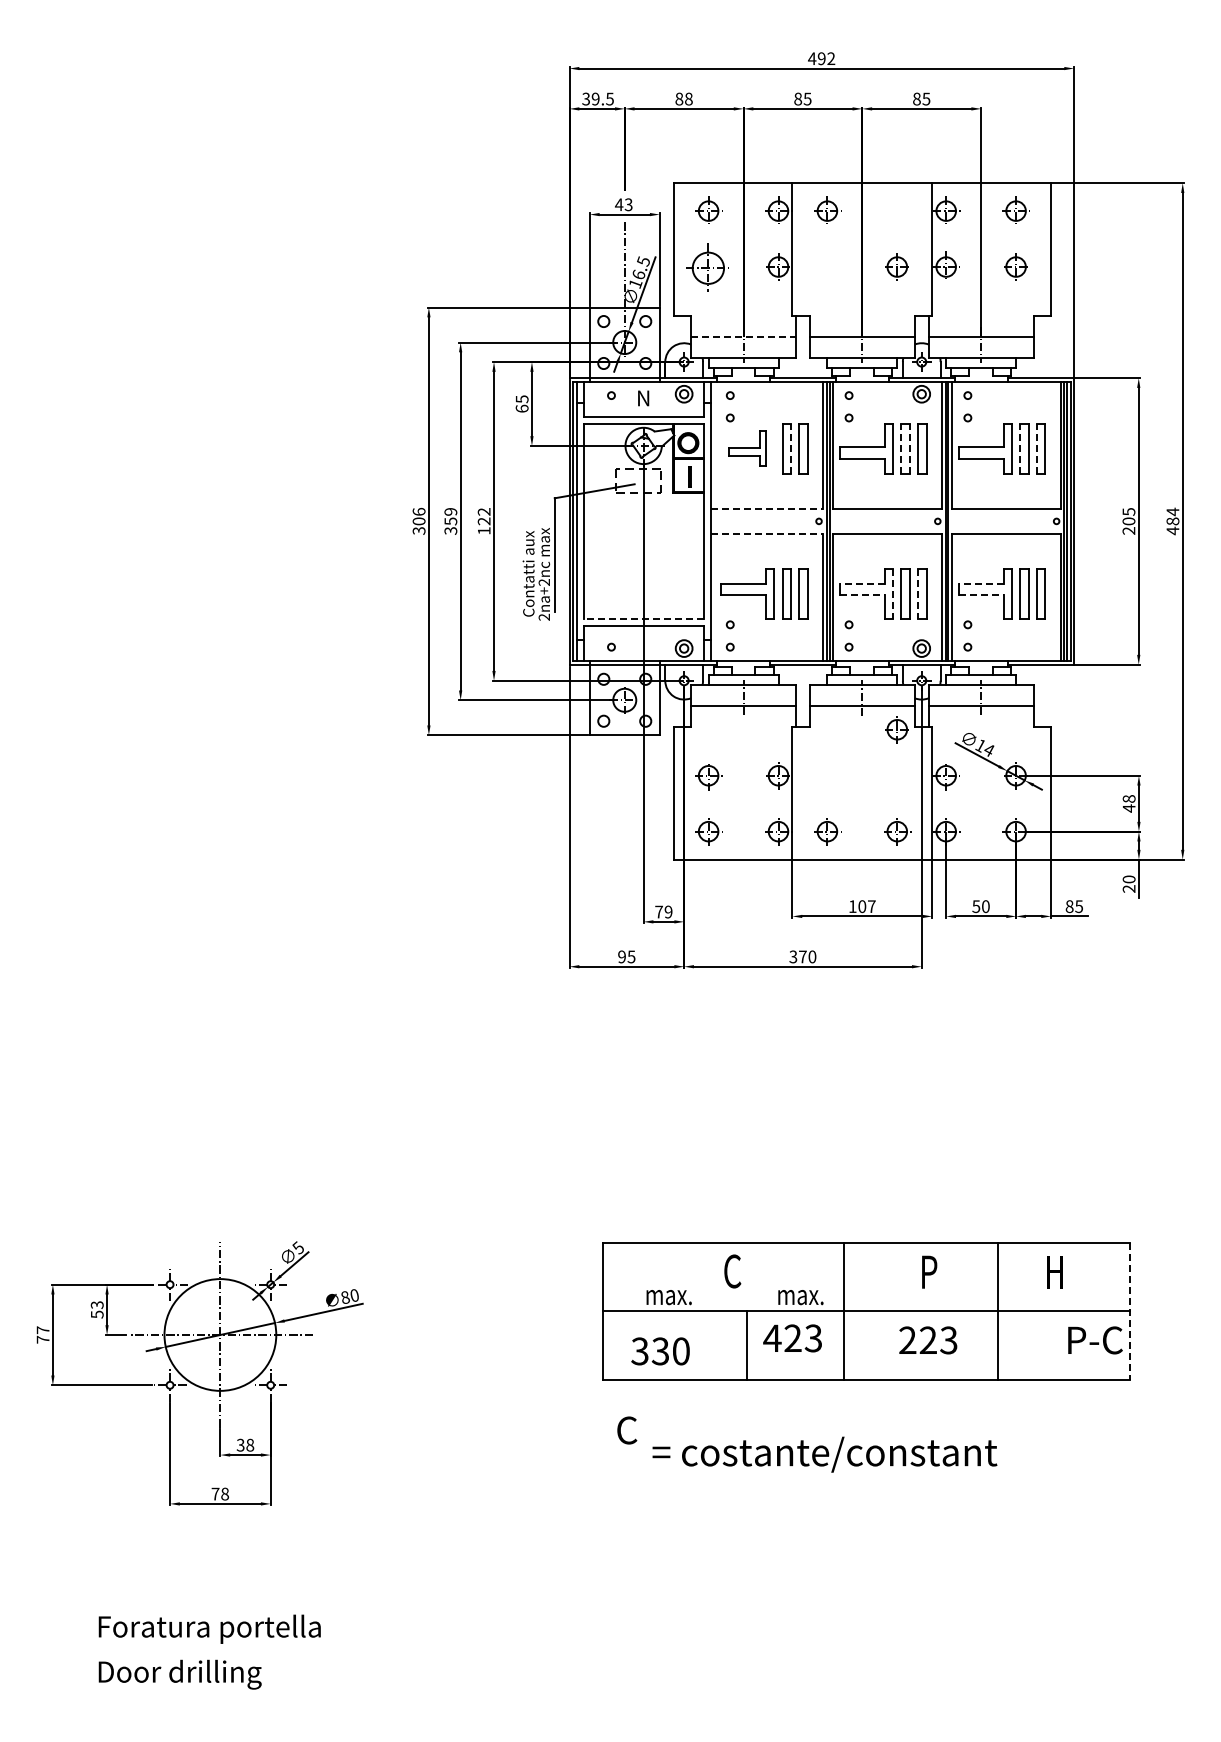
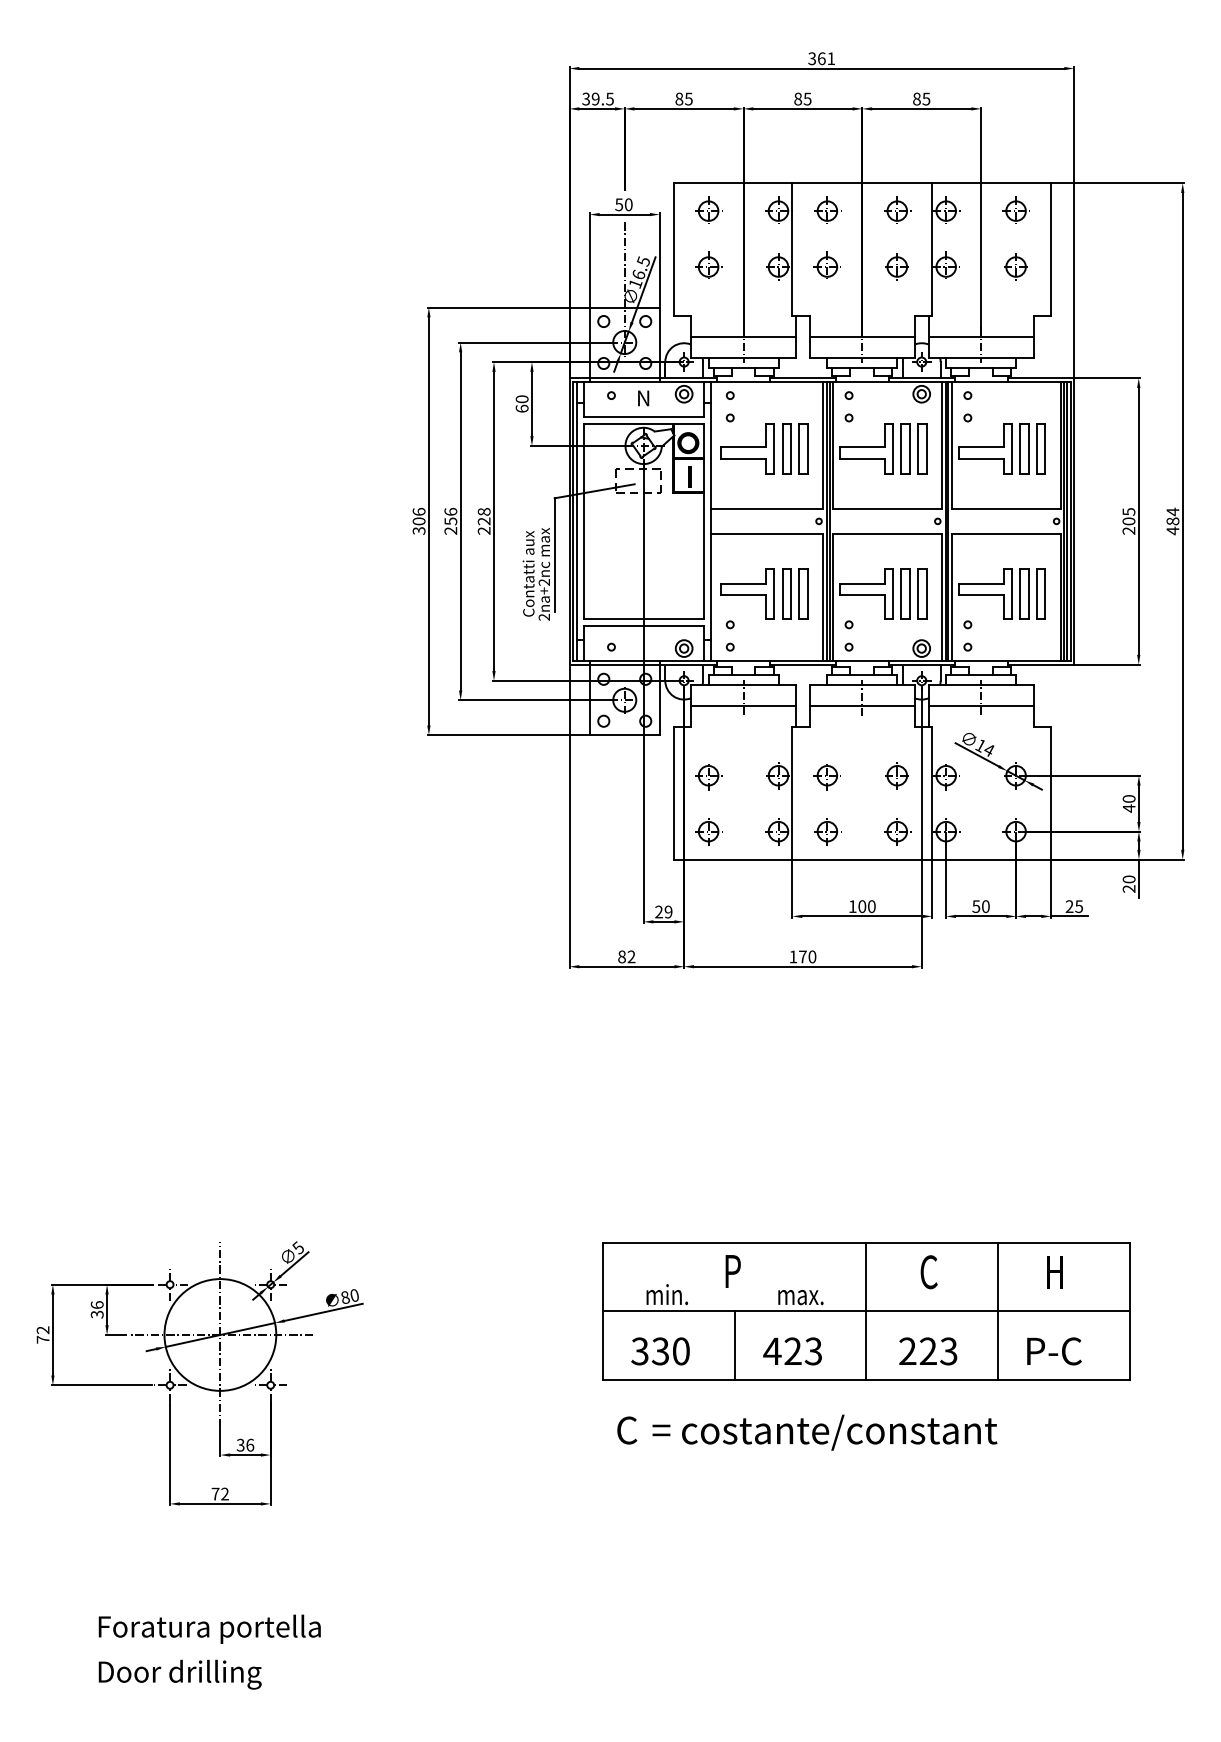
text: 492 -> 361 (821, 58)
text: 88 -> 85 (688, 98)
text: 43 -> 50 (623, 204)
part: none -> present (897, 209)
part: none -> present (826, 264)
part size: 43x49 px -> 28x28 px (708, 264)
line: dashed -> solid (744, 336)
text: 65 -> 60 (521, 399)
part size: 39x37 px -> 55x52 px (747, 448)
line: dashed -> solid (791, 448)
line: dashed -> solid (901, 448)
line: dashed -> solid (909, 448)
line: dashed -> solid (1020, 448)
line: dashed -> solid (1037, 448)
line: dashed -> solid (767, 508)
text: 359 -> 256 (450, 520)
text: 122 -> 228 (483, 521)
line: dashed -> solid (767, 533)
line: dashed -> solid (861, 584)
line: dashed -> solid (980, 584)
line: dashed -> solid (893, 594)
line: dashed -> solid (918, 594)
line: dashed -> solid (862, 595)
line: dashed -> solid (981, 595)
line: dashed -> solid (643, 619)
part position: (896, 729) -> (896, 775) (896, 775)
part: none -> present (826, 777)
text: 48 -> 40 (1129, 798)
text: 107 -> 100 (871, 906)
text: 85 -> 25 (1069, 906)
text: 79 -> 29 (658, 911)
text: 95 -> 82 (626, 956)
text: 370 -> 170 (793, 956)
text: C -> P (732, 1271)
text: P -> C (928, 1272)
text: max. -> min. (678, 1294)
text: 53 -> 36 (96, 1309)
line position: (844, 1311) -> (866, 1311) (866, 1311)
line: dashed -> solid (1129, 1311)
text: 77 -> 72 (42, 1330)
text position: (792, 1338) -> (792, 1351) (792, 1351)
text position: (928, 1340) -> (928, 1351) (928, 1351)
text position: (1095, 1340) -> (1054, 1351) (1054, 1351)
line position: (746, 1345) -> (734, 1345) (734, 1345)
text: 38 -> 36 (250, 1444)
text position: (824, 1454) -> (824, 1432) (824, 1432)
text: 78 -> 72 (225, 1493)
